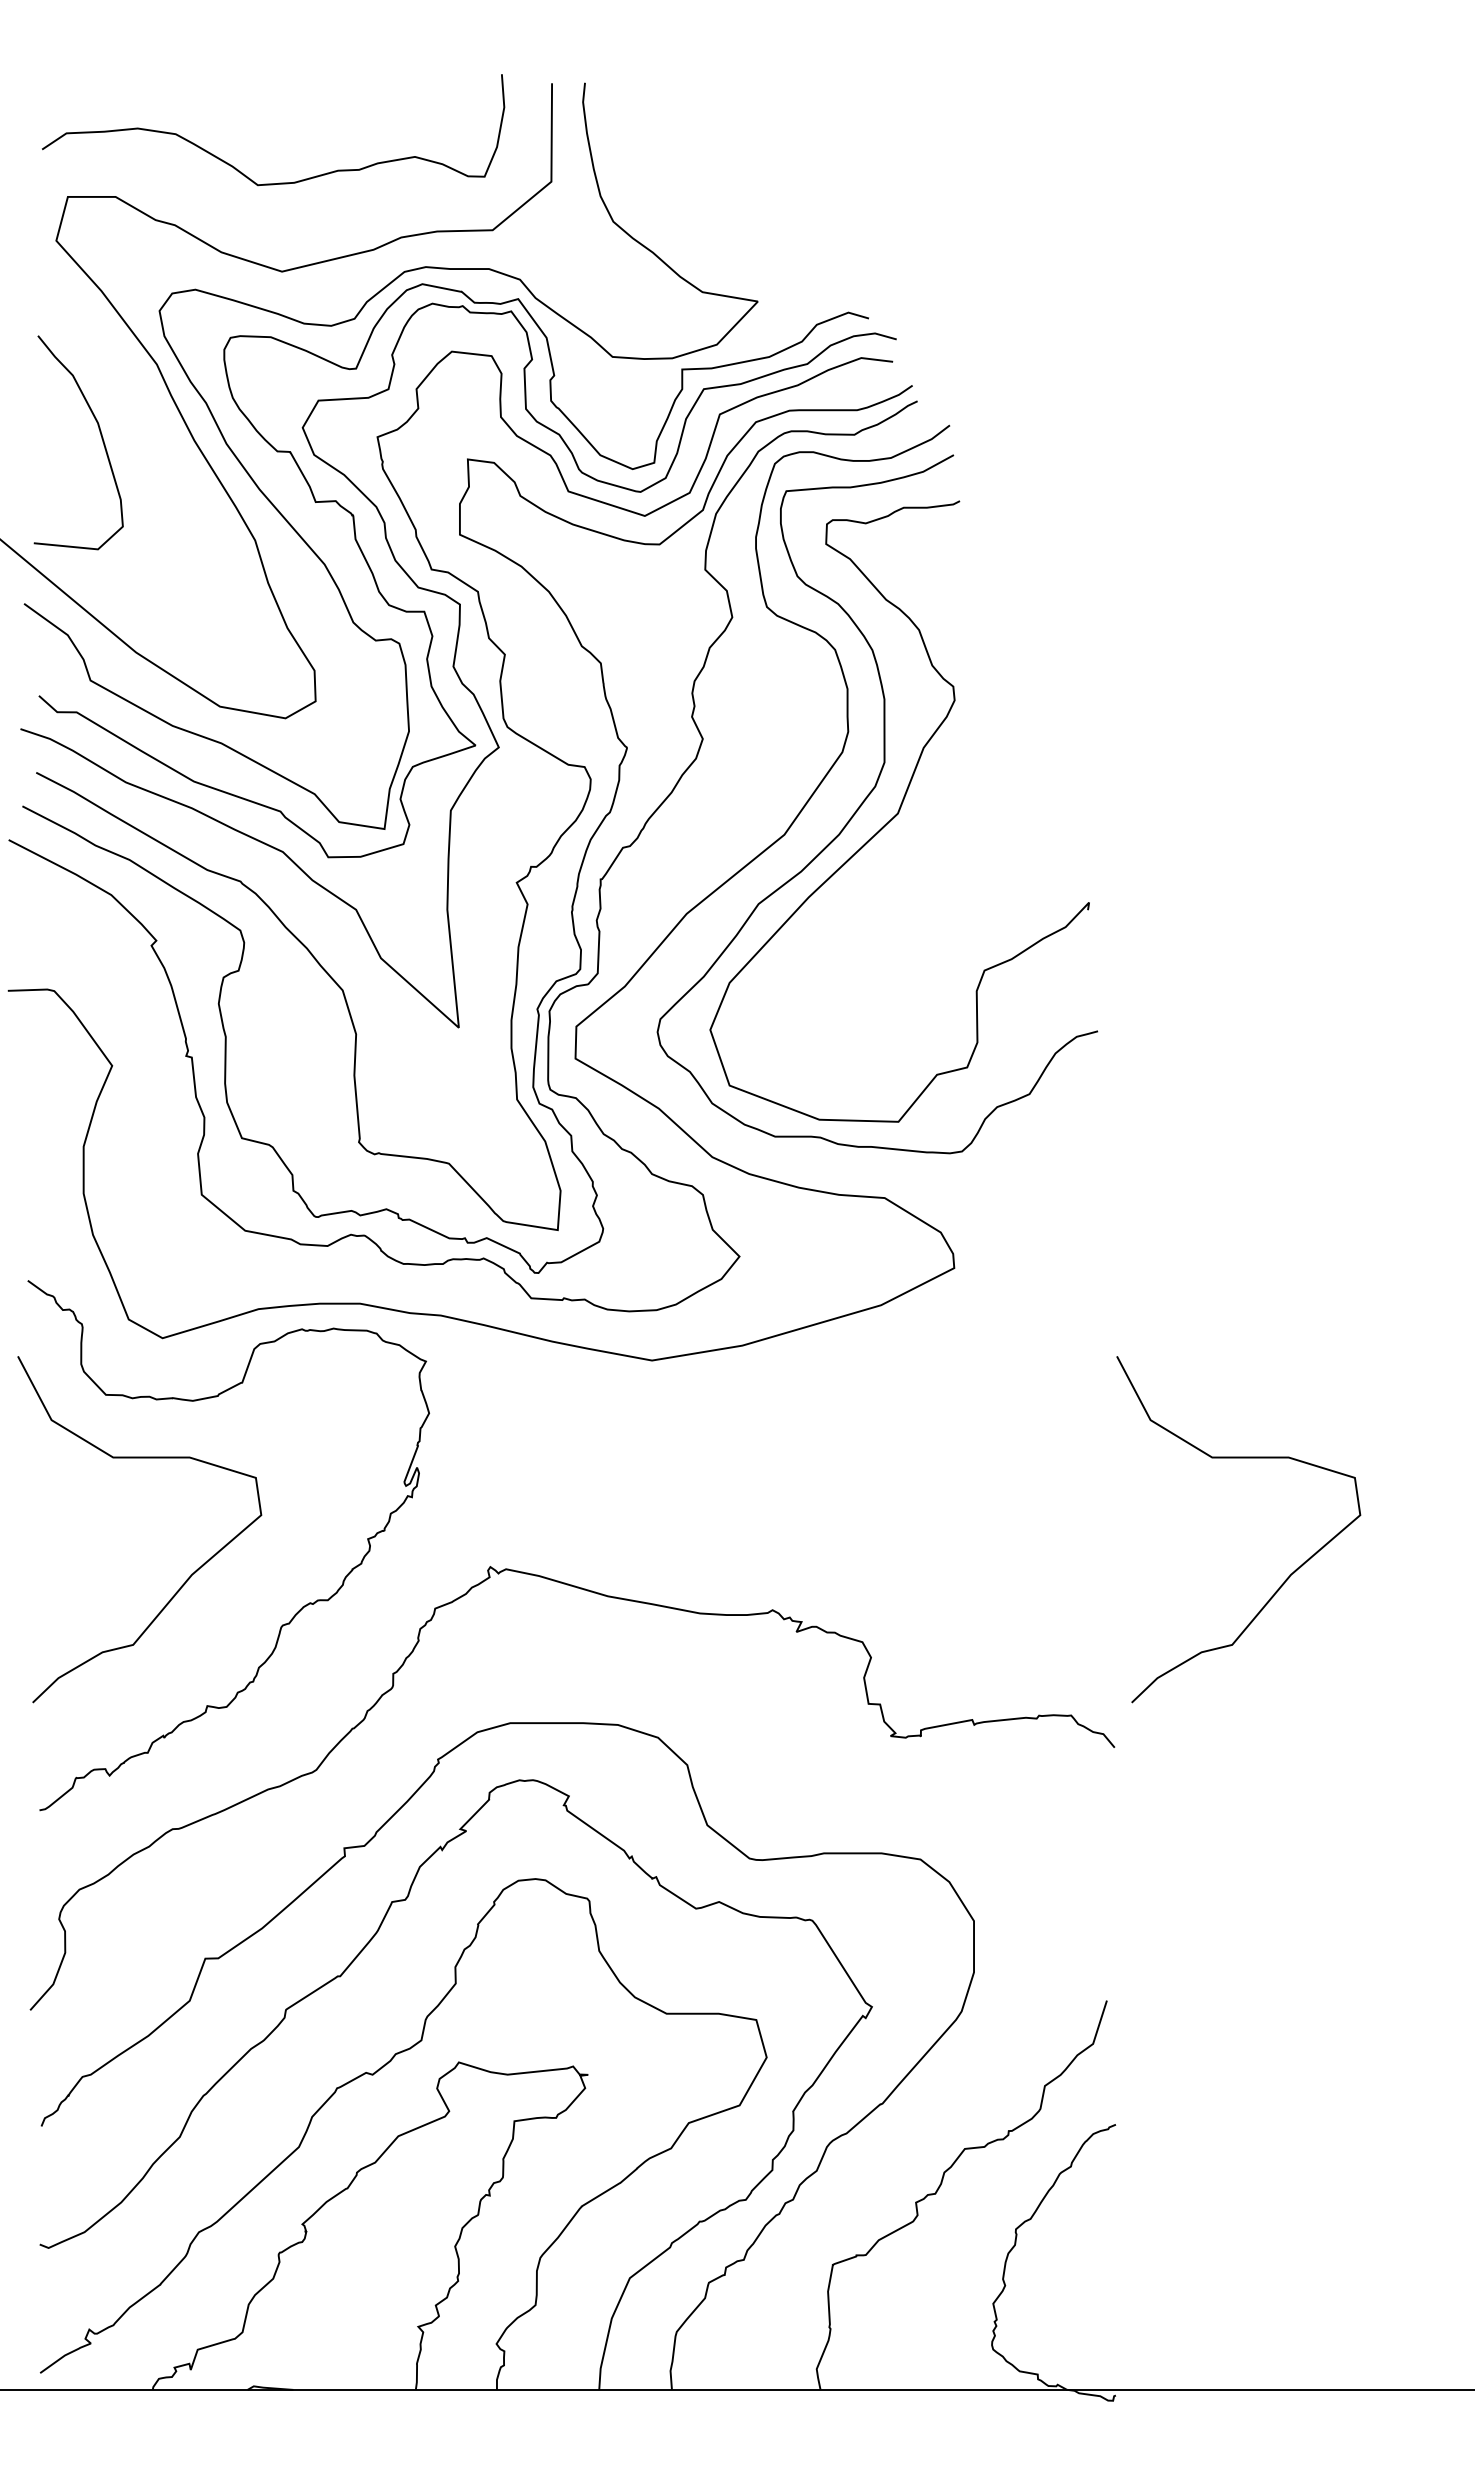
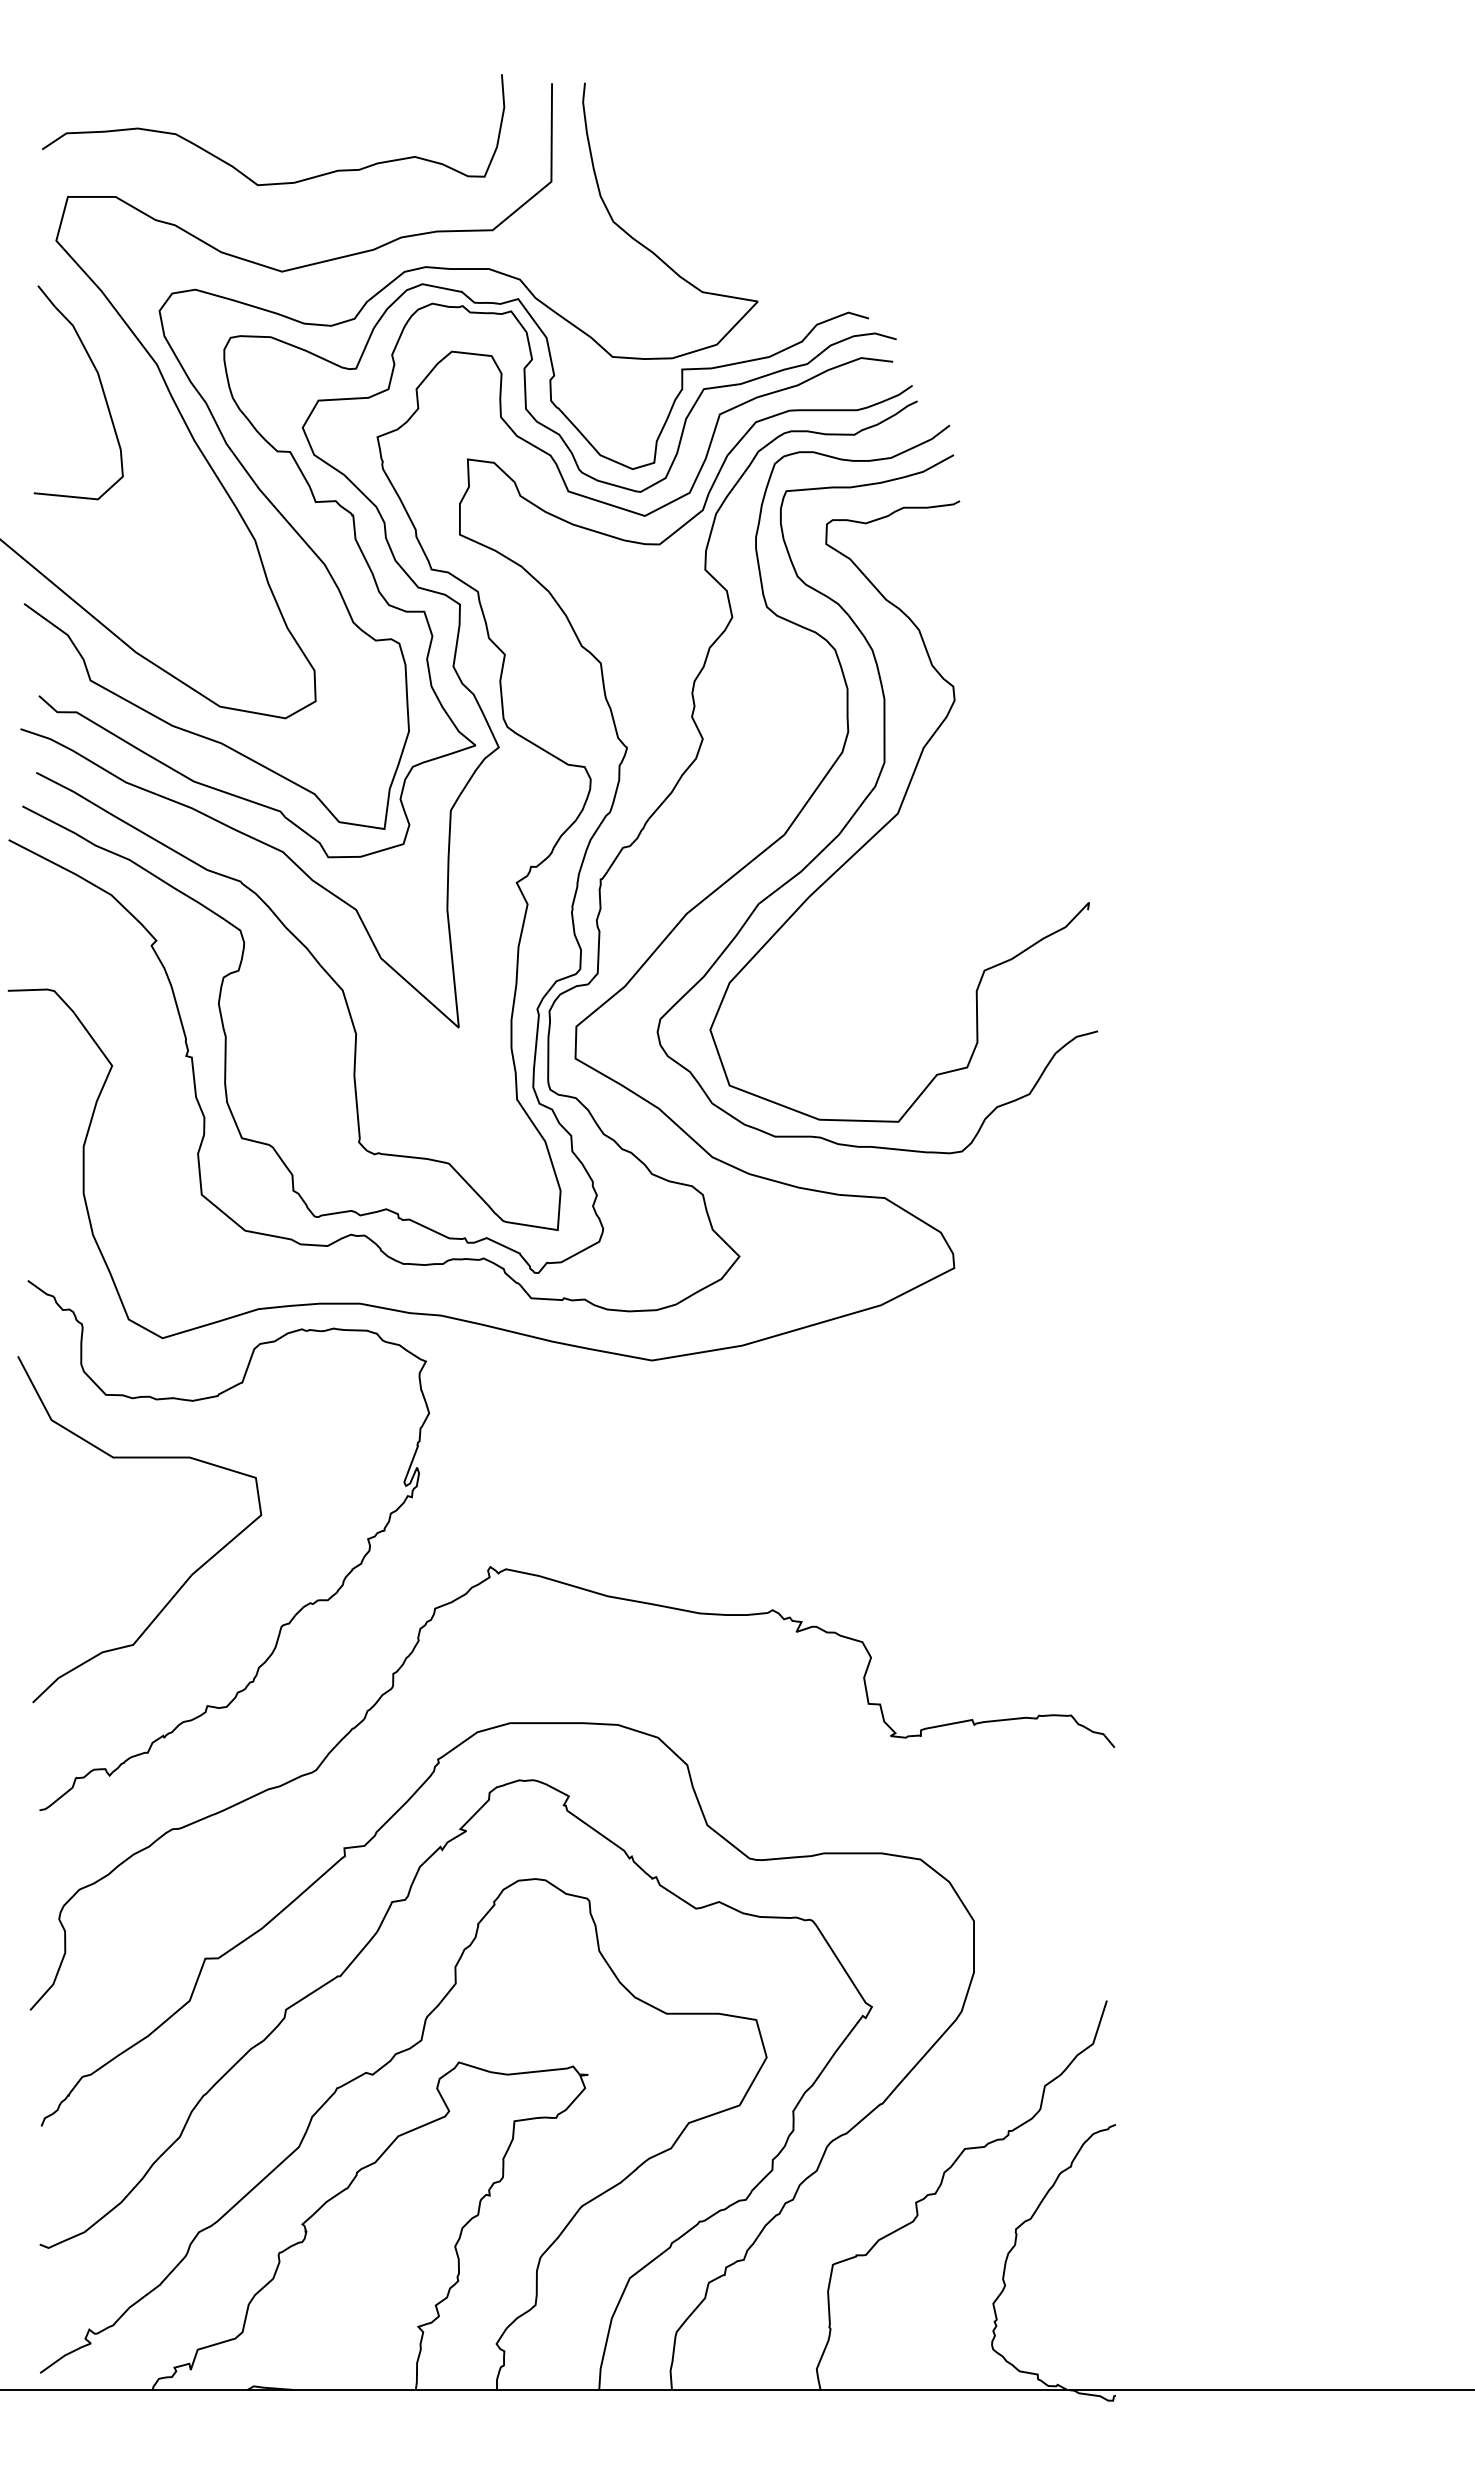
curve position: (100, 435) -> (100, 385) (100, 385)
curve: present -> none (1287, 1577)
